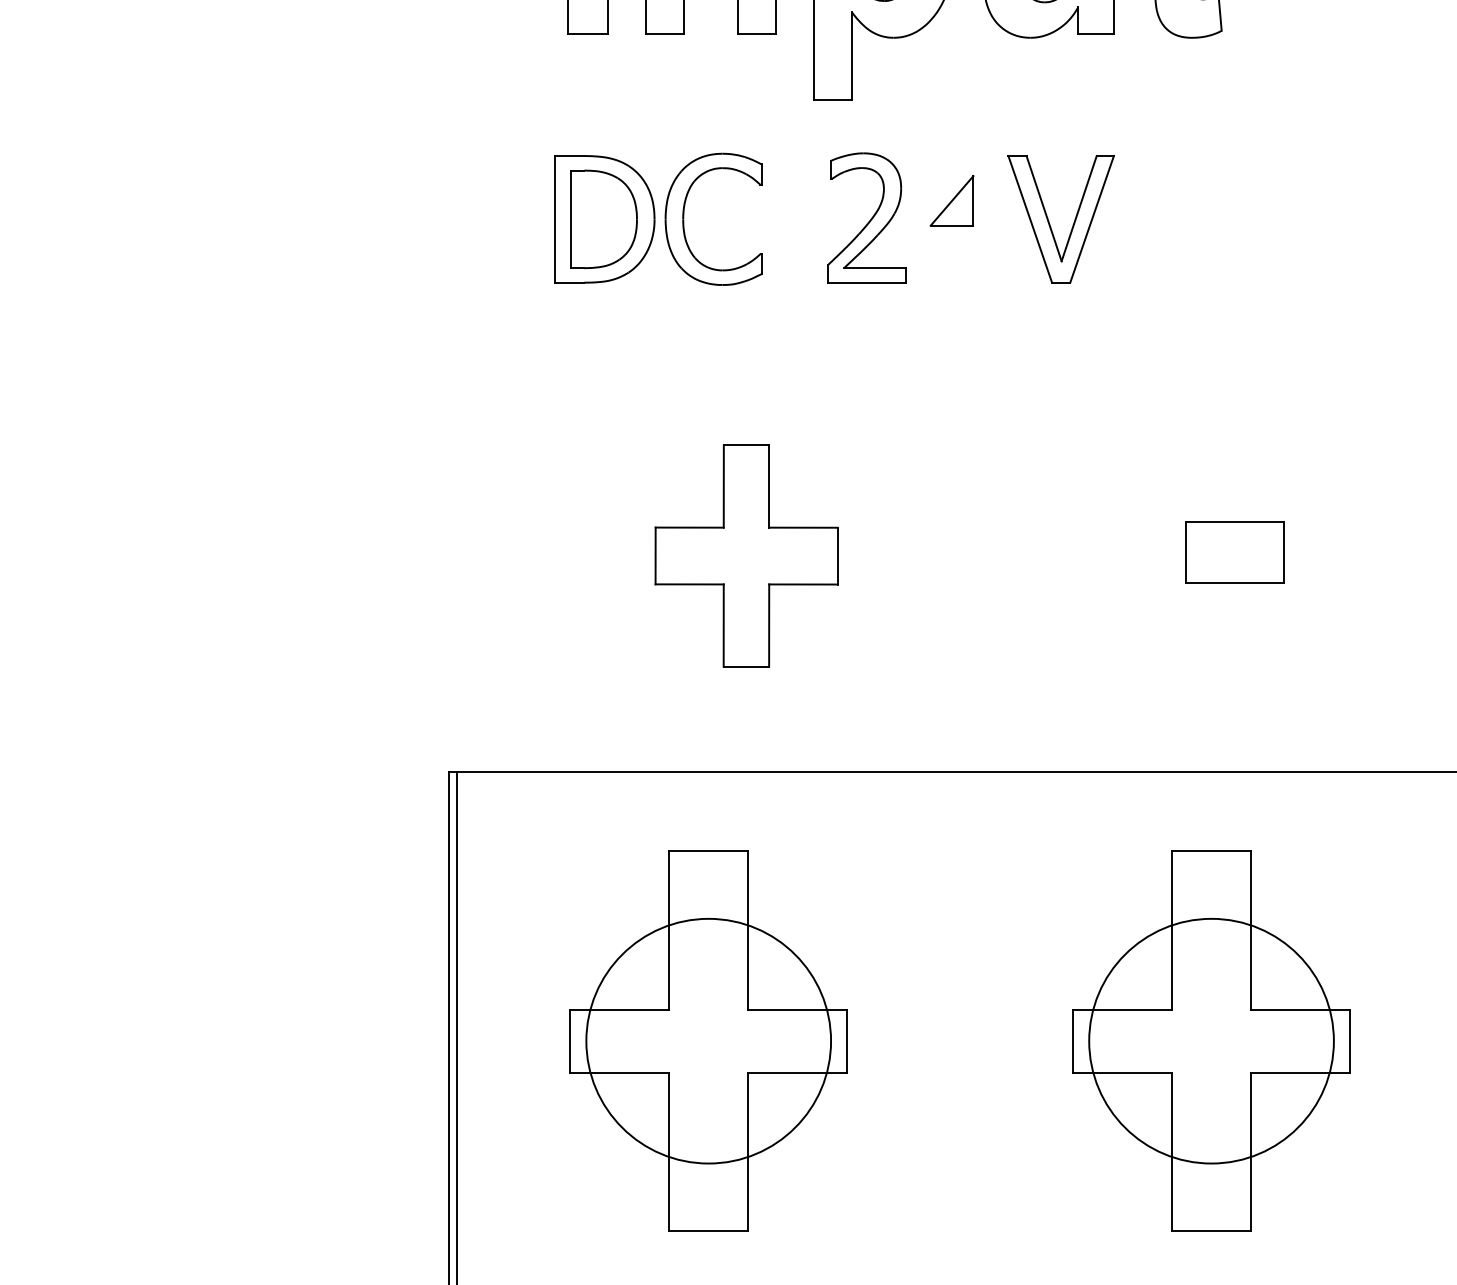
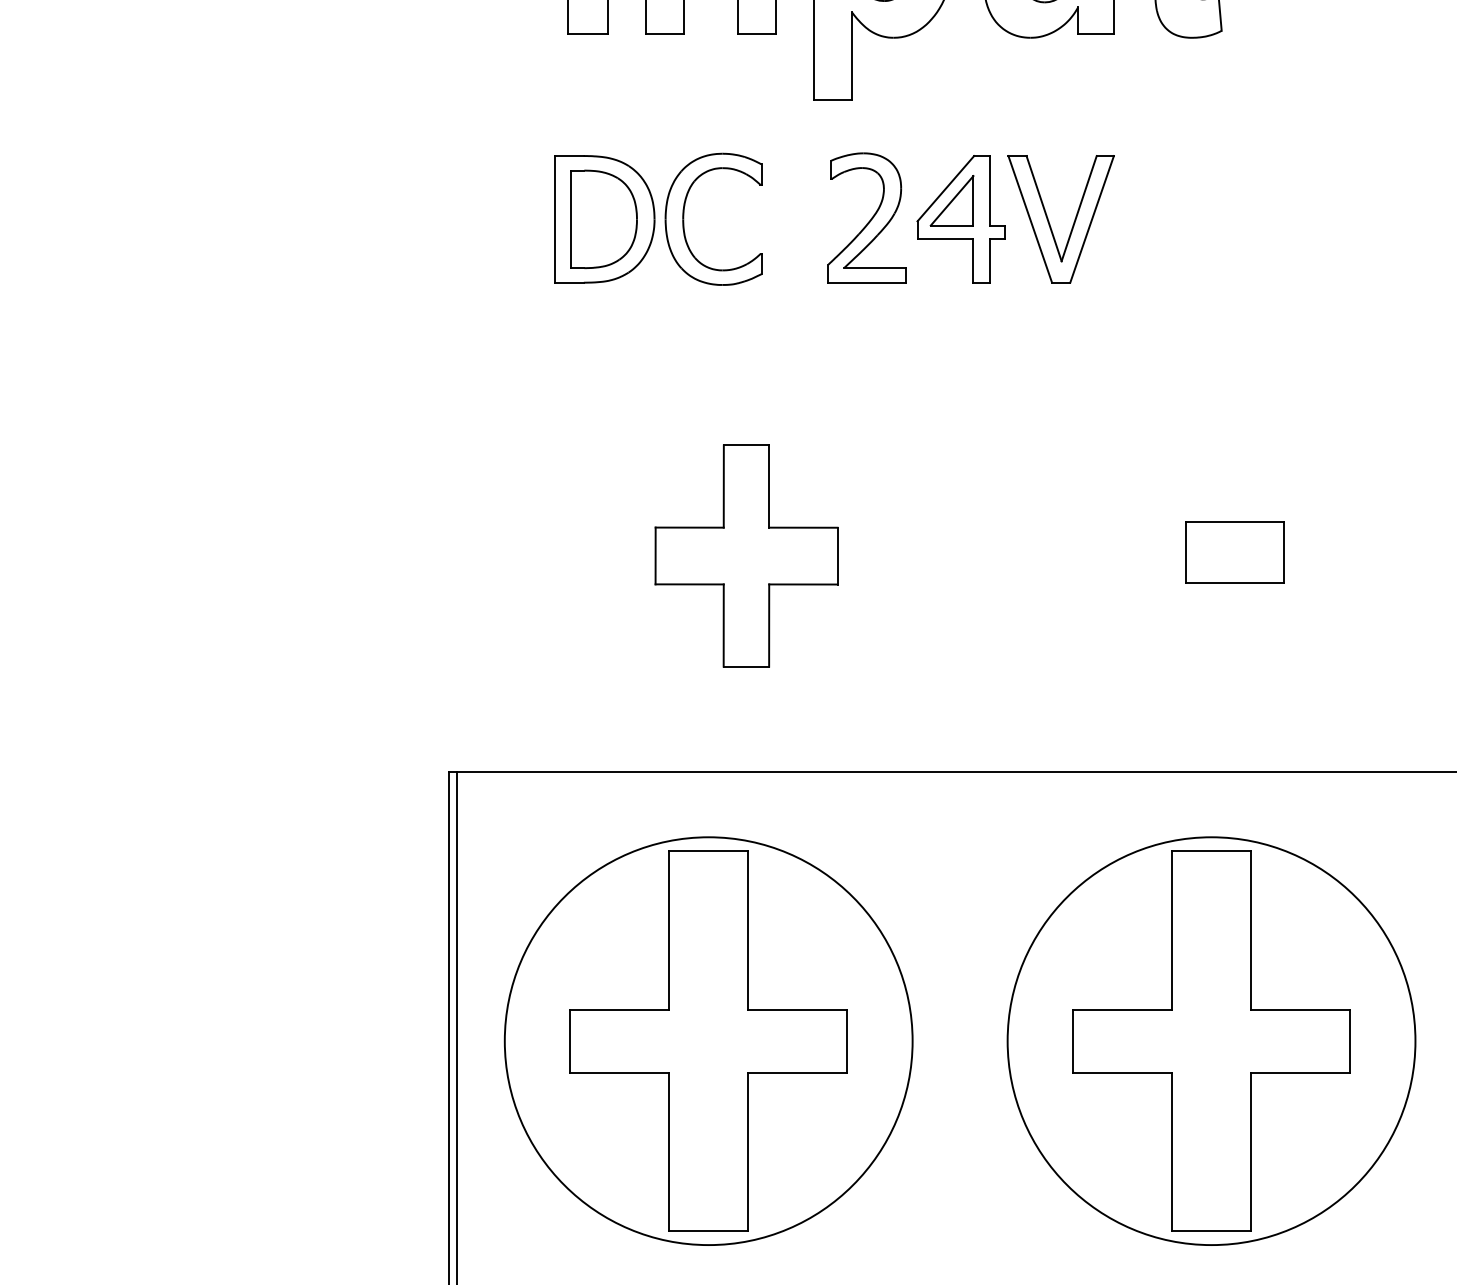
part: none -> present (960, 219)
circle diameter: 245 px -> 408 px (708, 1041)
circle diameter: 245 px -> 408 px (1211, 1041)
